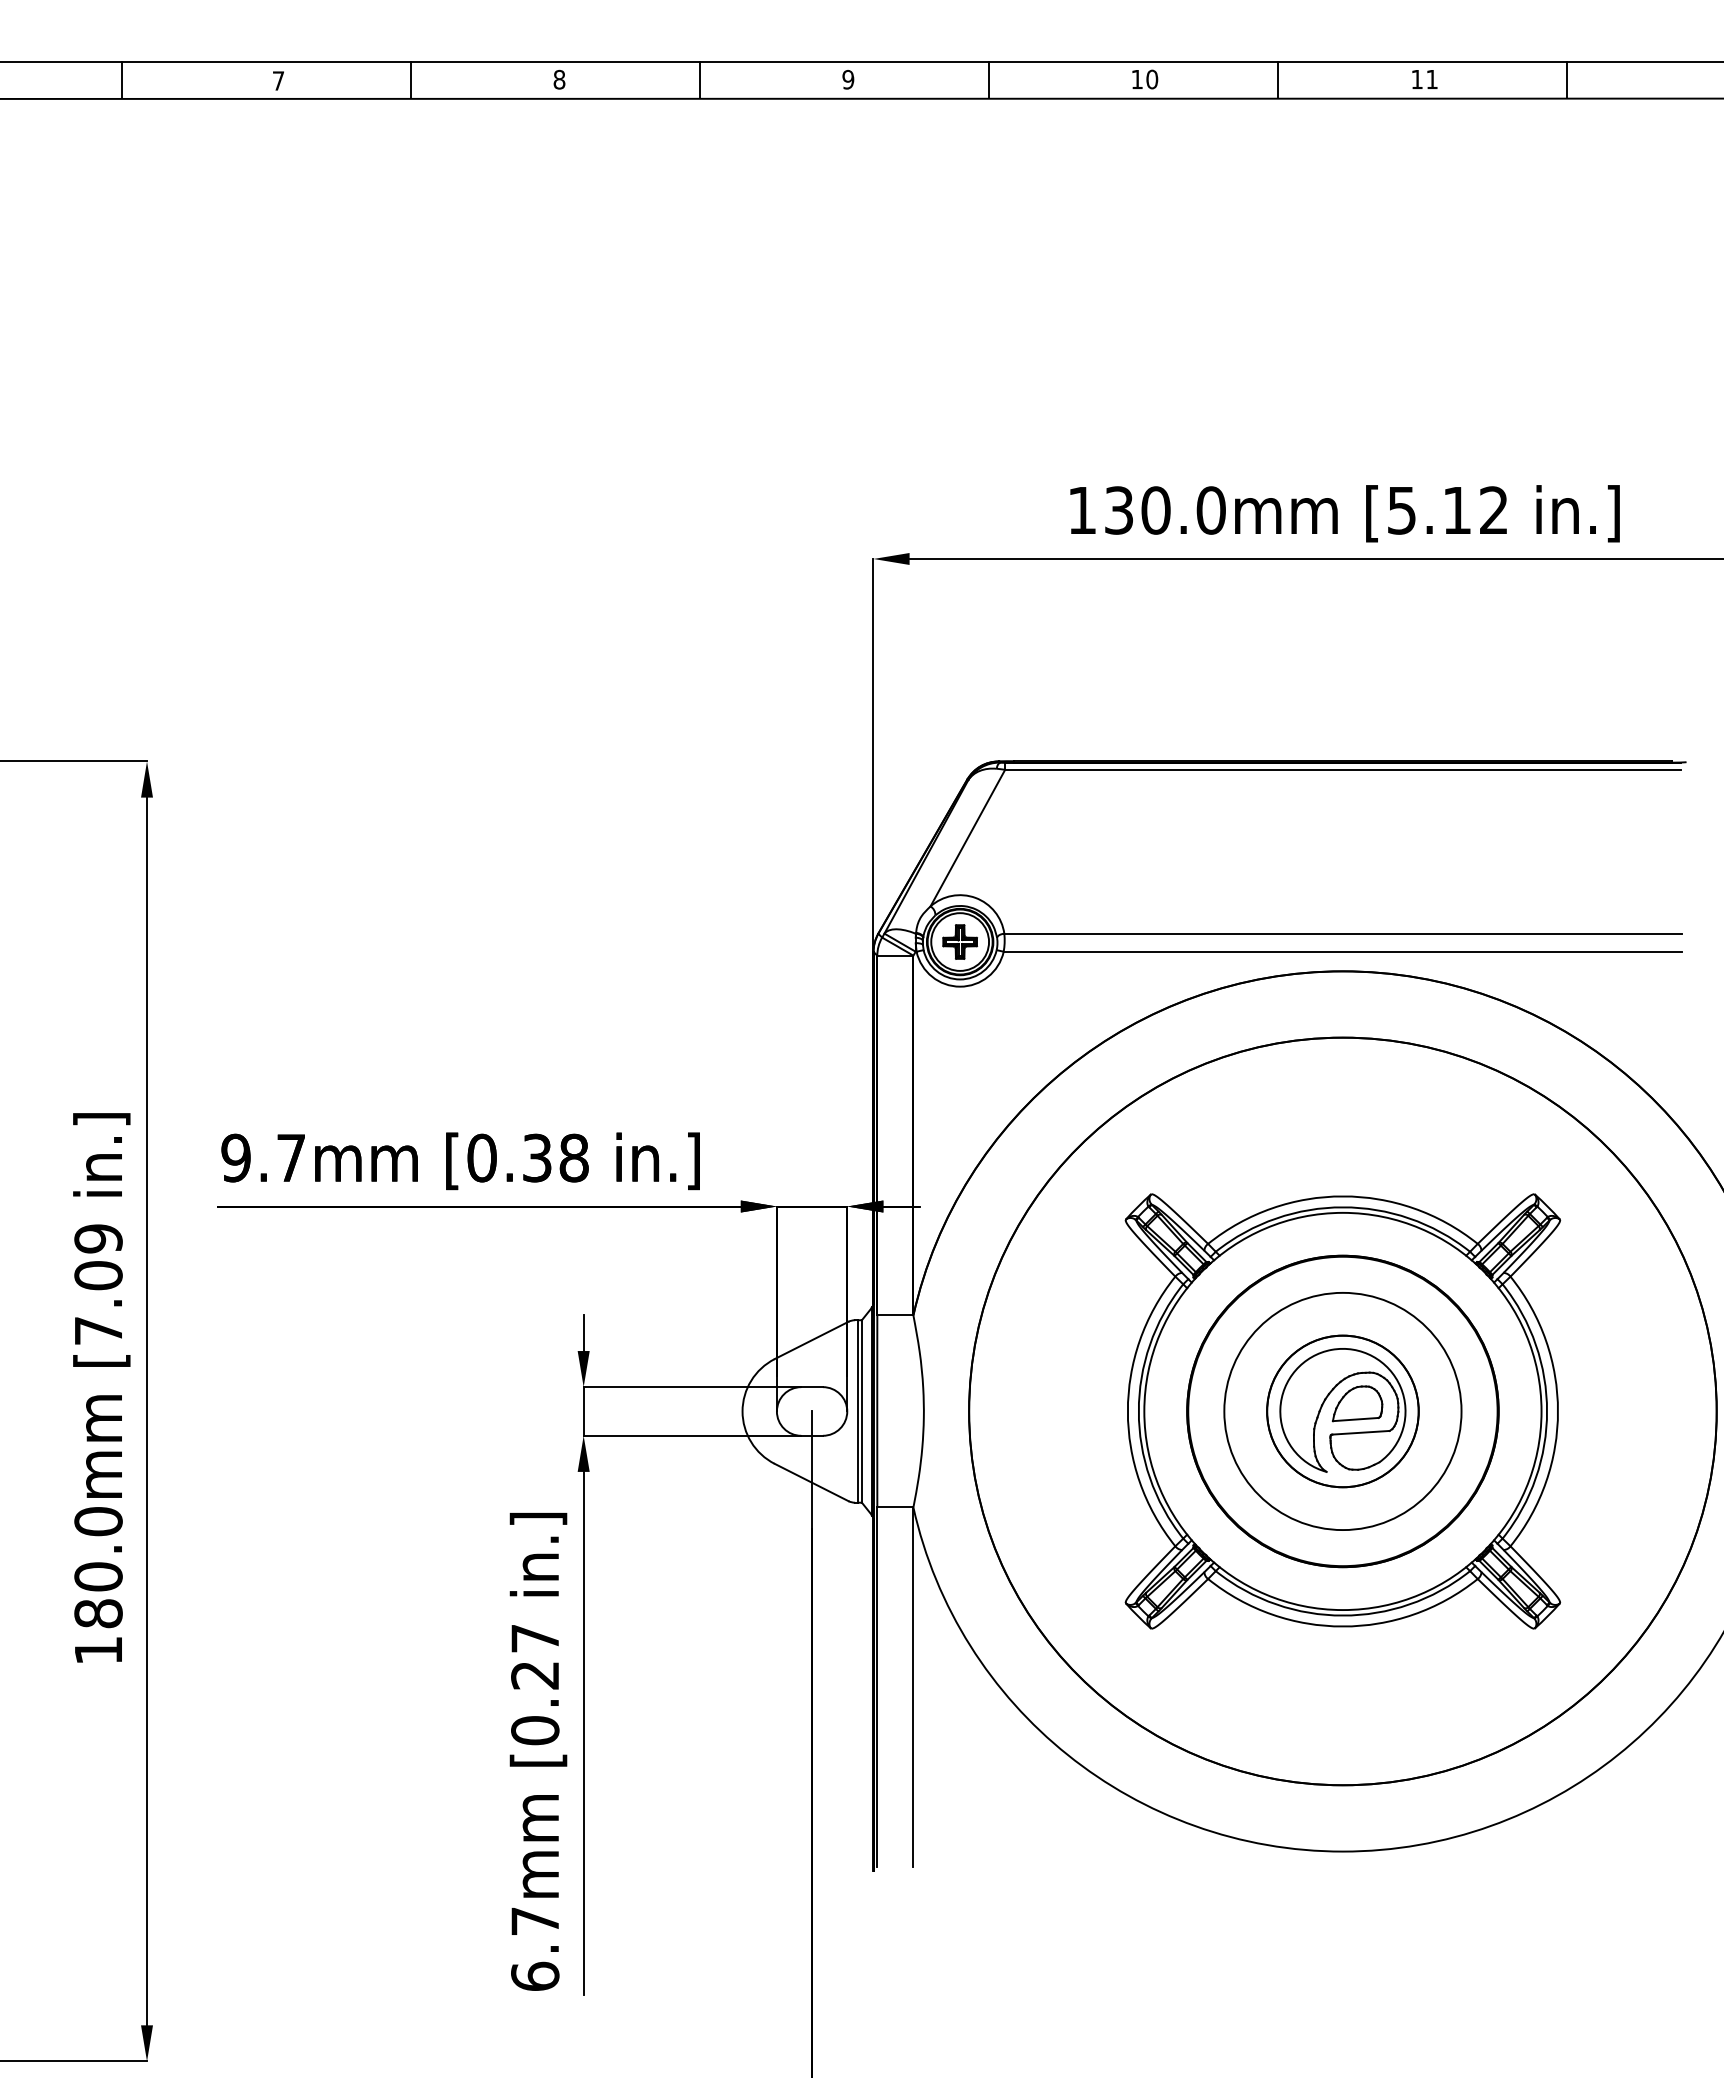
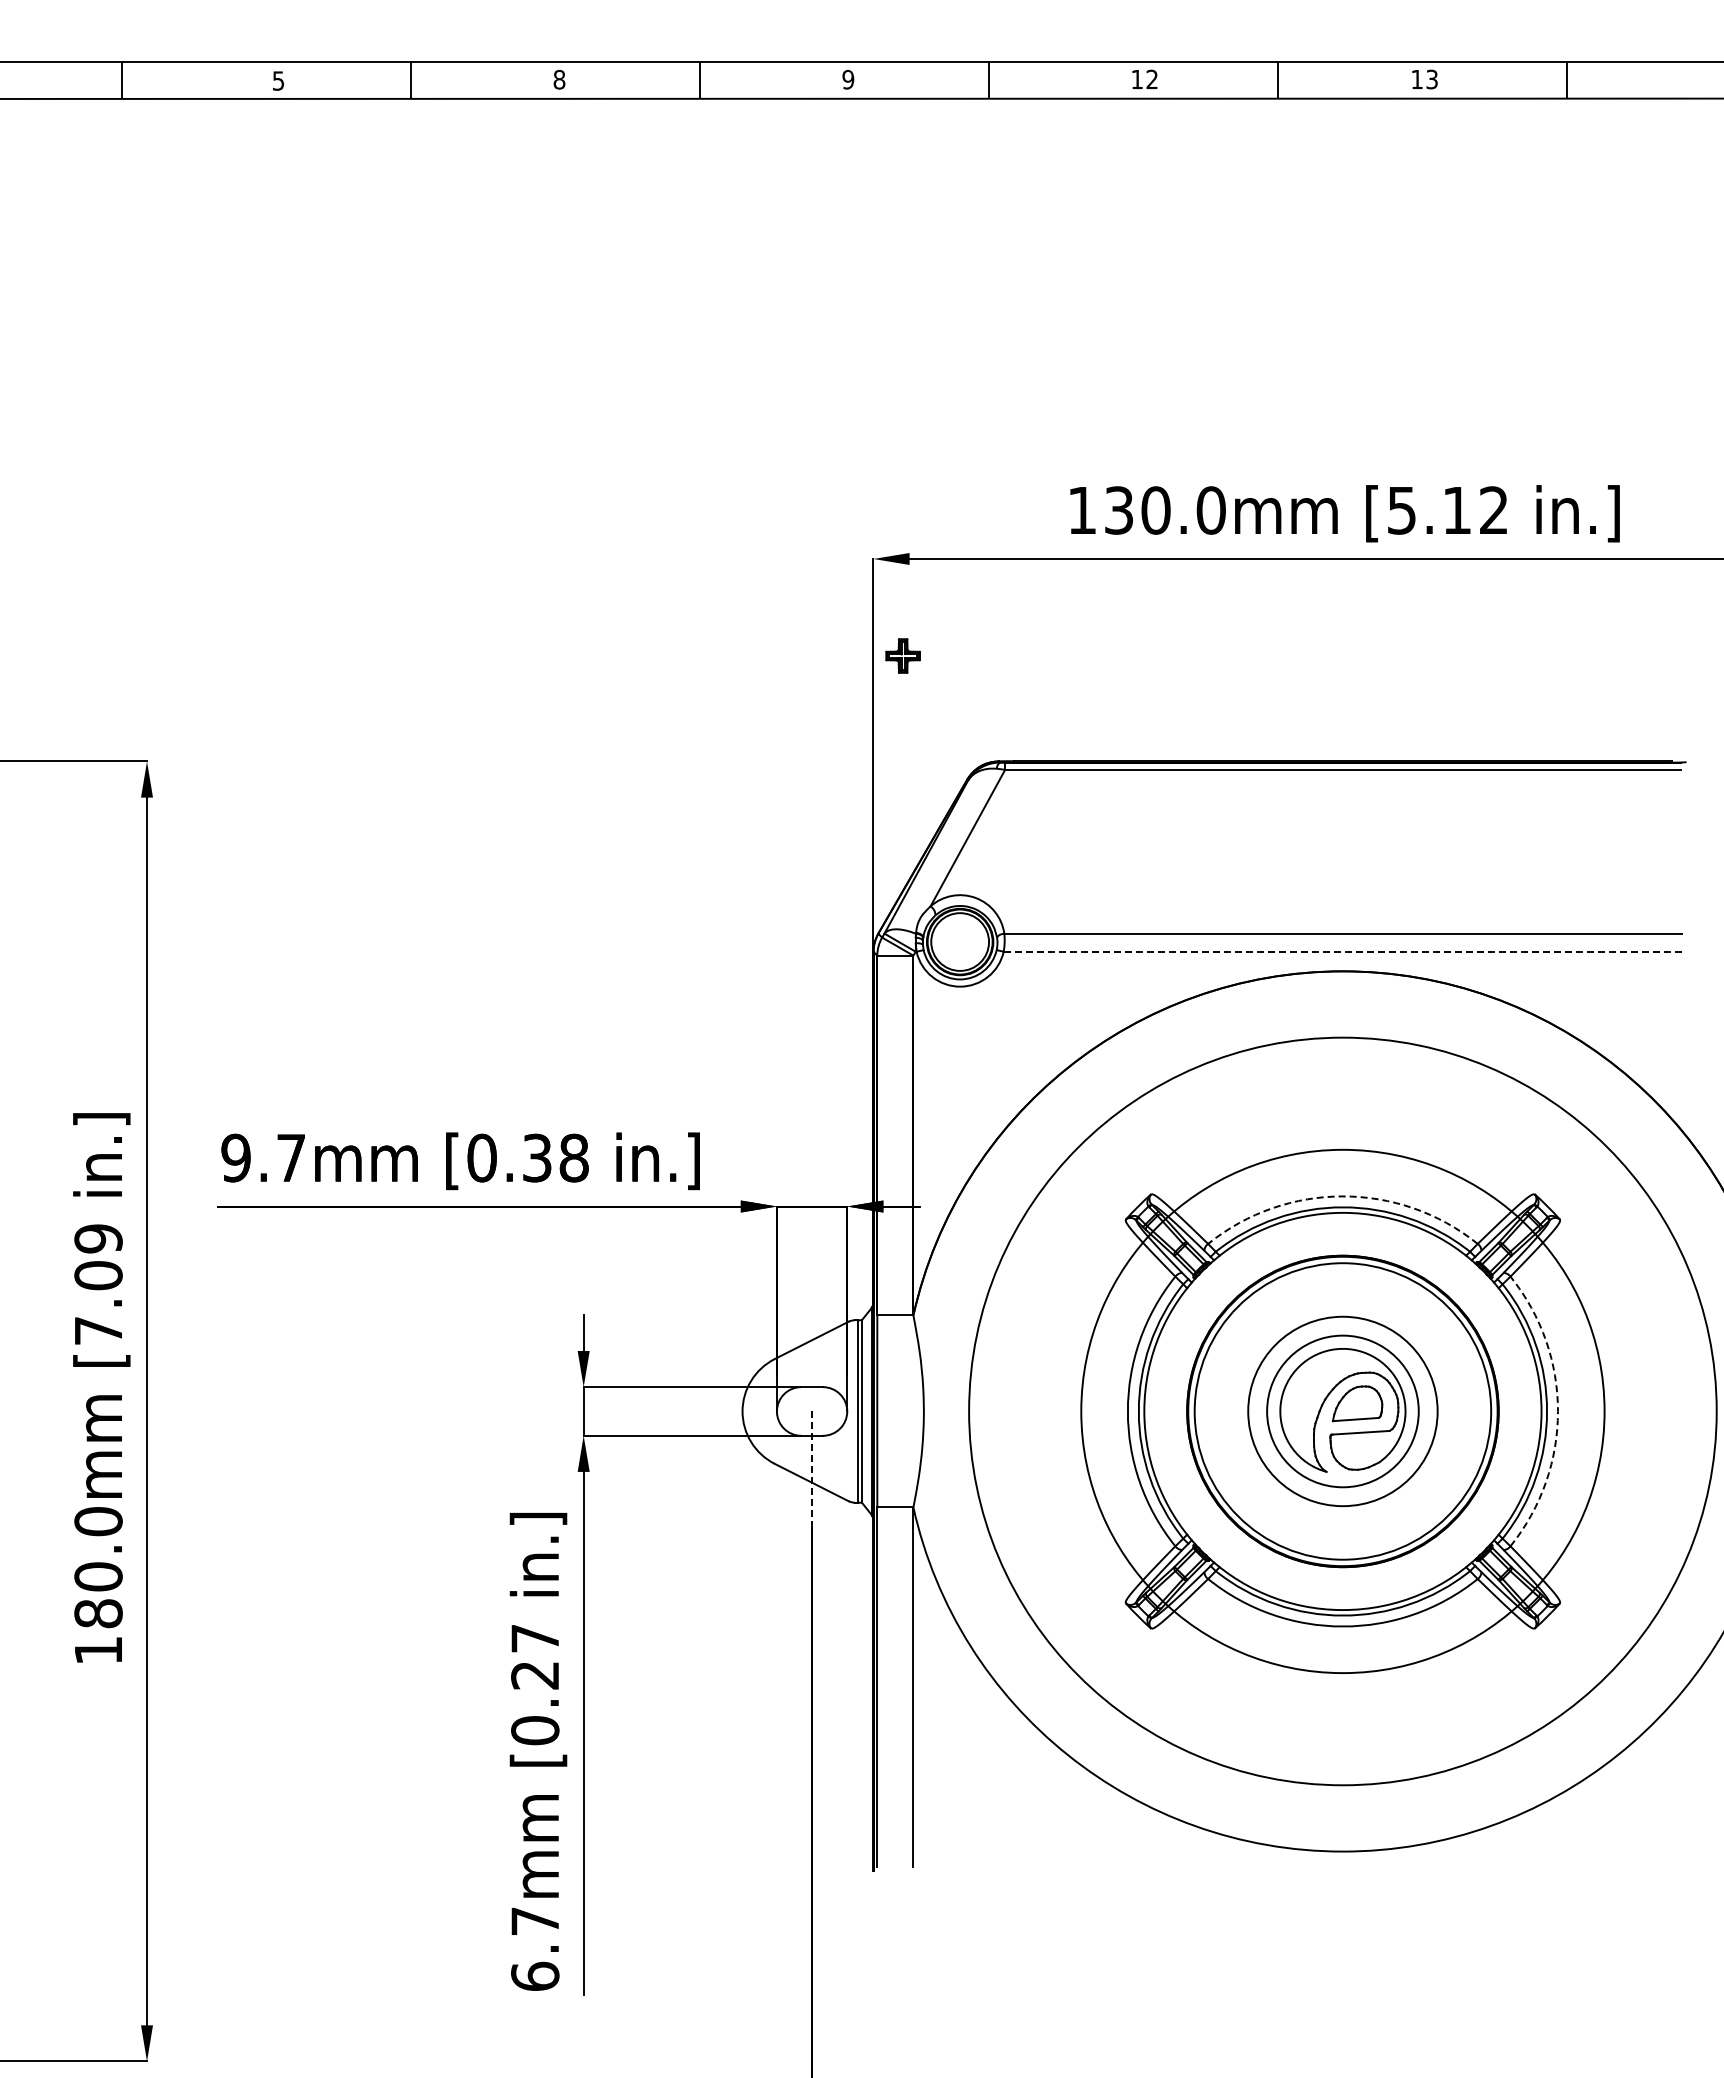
text: 10 -> 12 (1152, 79)
text: 11 -> 13 (1431, 79)
text: 7 -> 5 (278, 80)
part position: (959, 941) -> (902, 655) (902, 655)
line: solid -> dashed (1342, 951)
arc: solid -> dashed (1342, 1196)
circle diameter: 152 px -> 189 px (1342, 1411)
circle diameter: 237 px -> 296 px (1342, 1411)
circle diameter: 748 px -> 523 px (1342, 1411)
arc: solid -> dashed (1557, 1411)
line: solid -> dashed (812, 1470)
